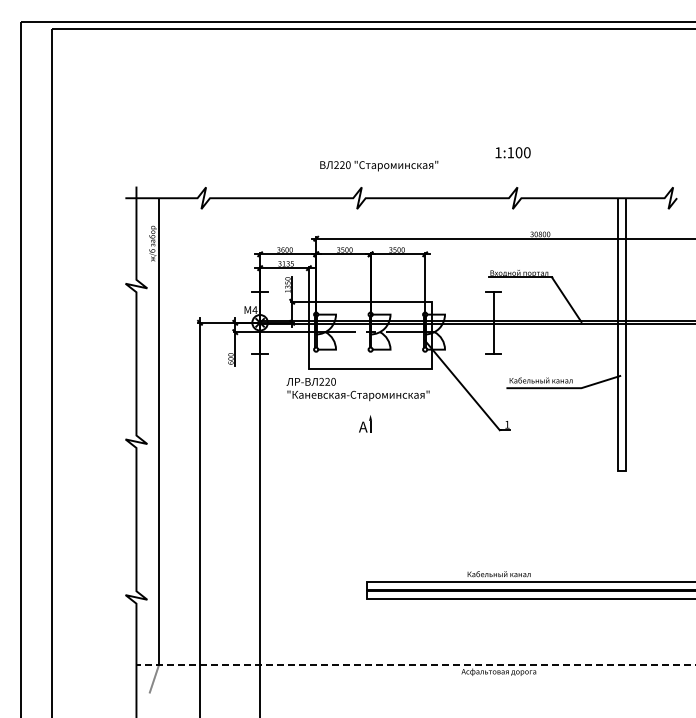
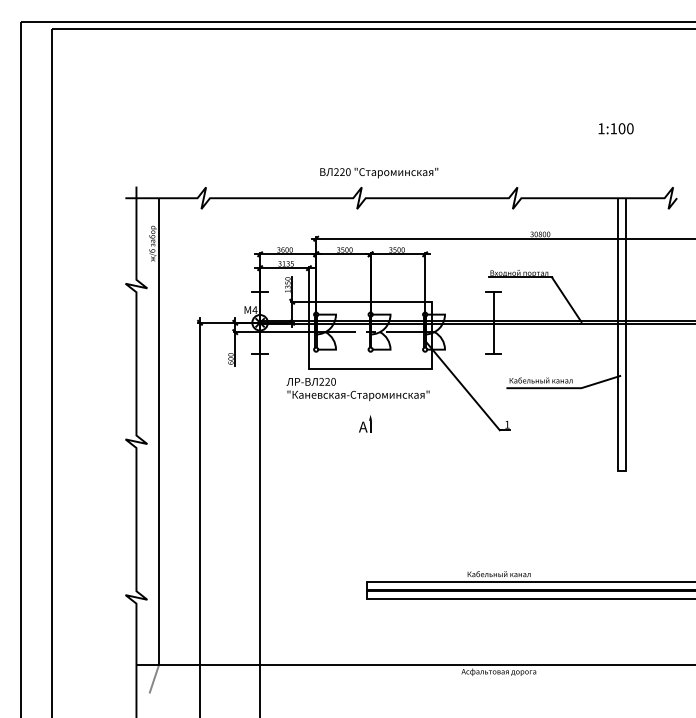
text position: (512, 152) -> (615, 128) (615, 128)
text position: (379, 165) -> (379, 172) (379, 172)
line: dashed -> solid (416, 665)
